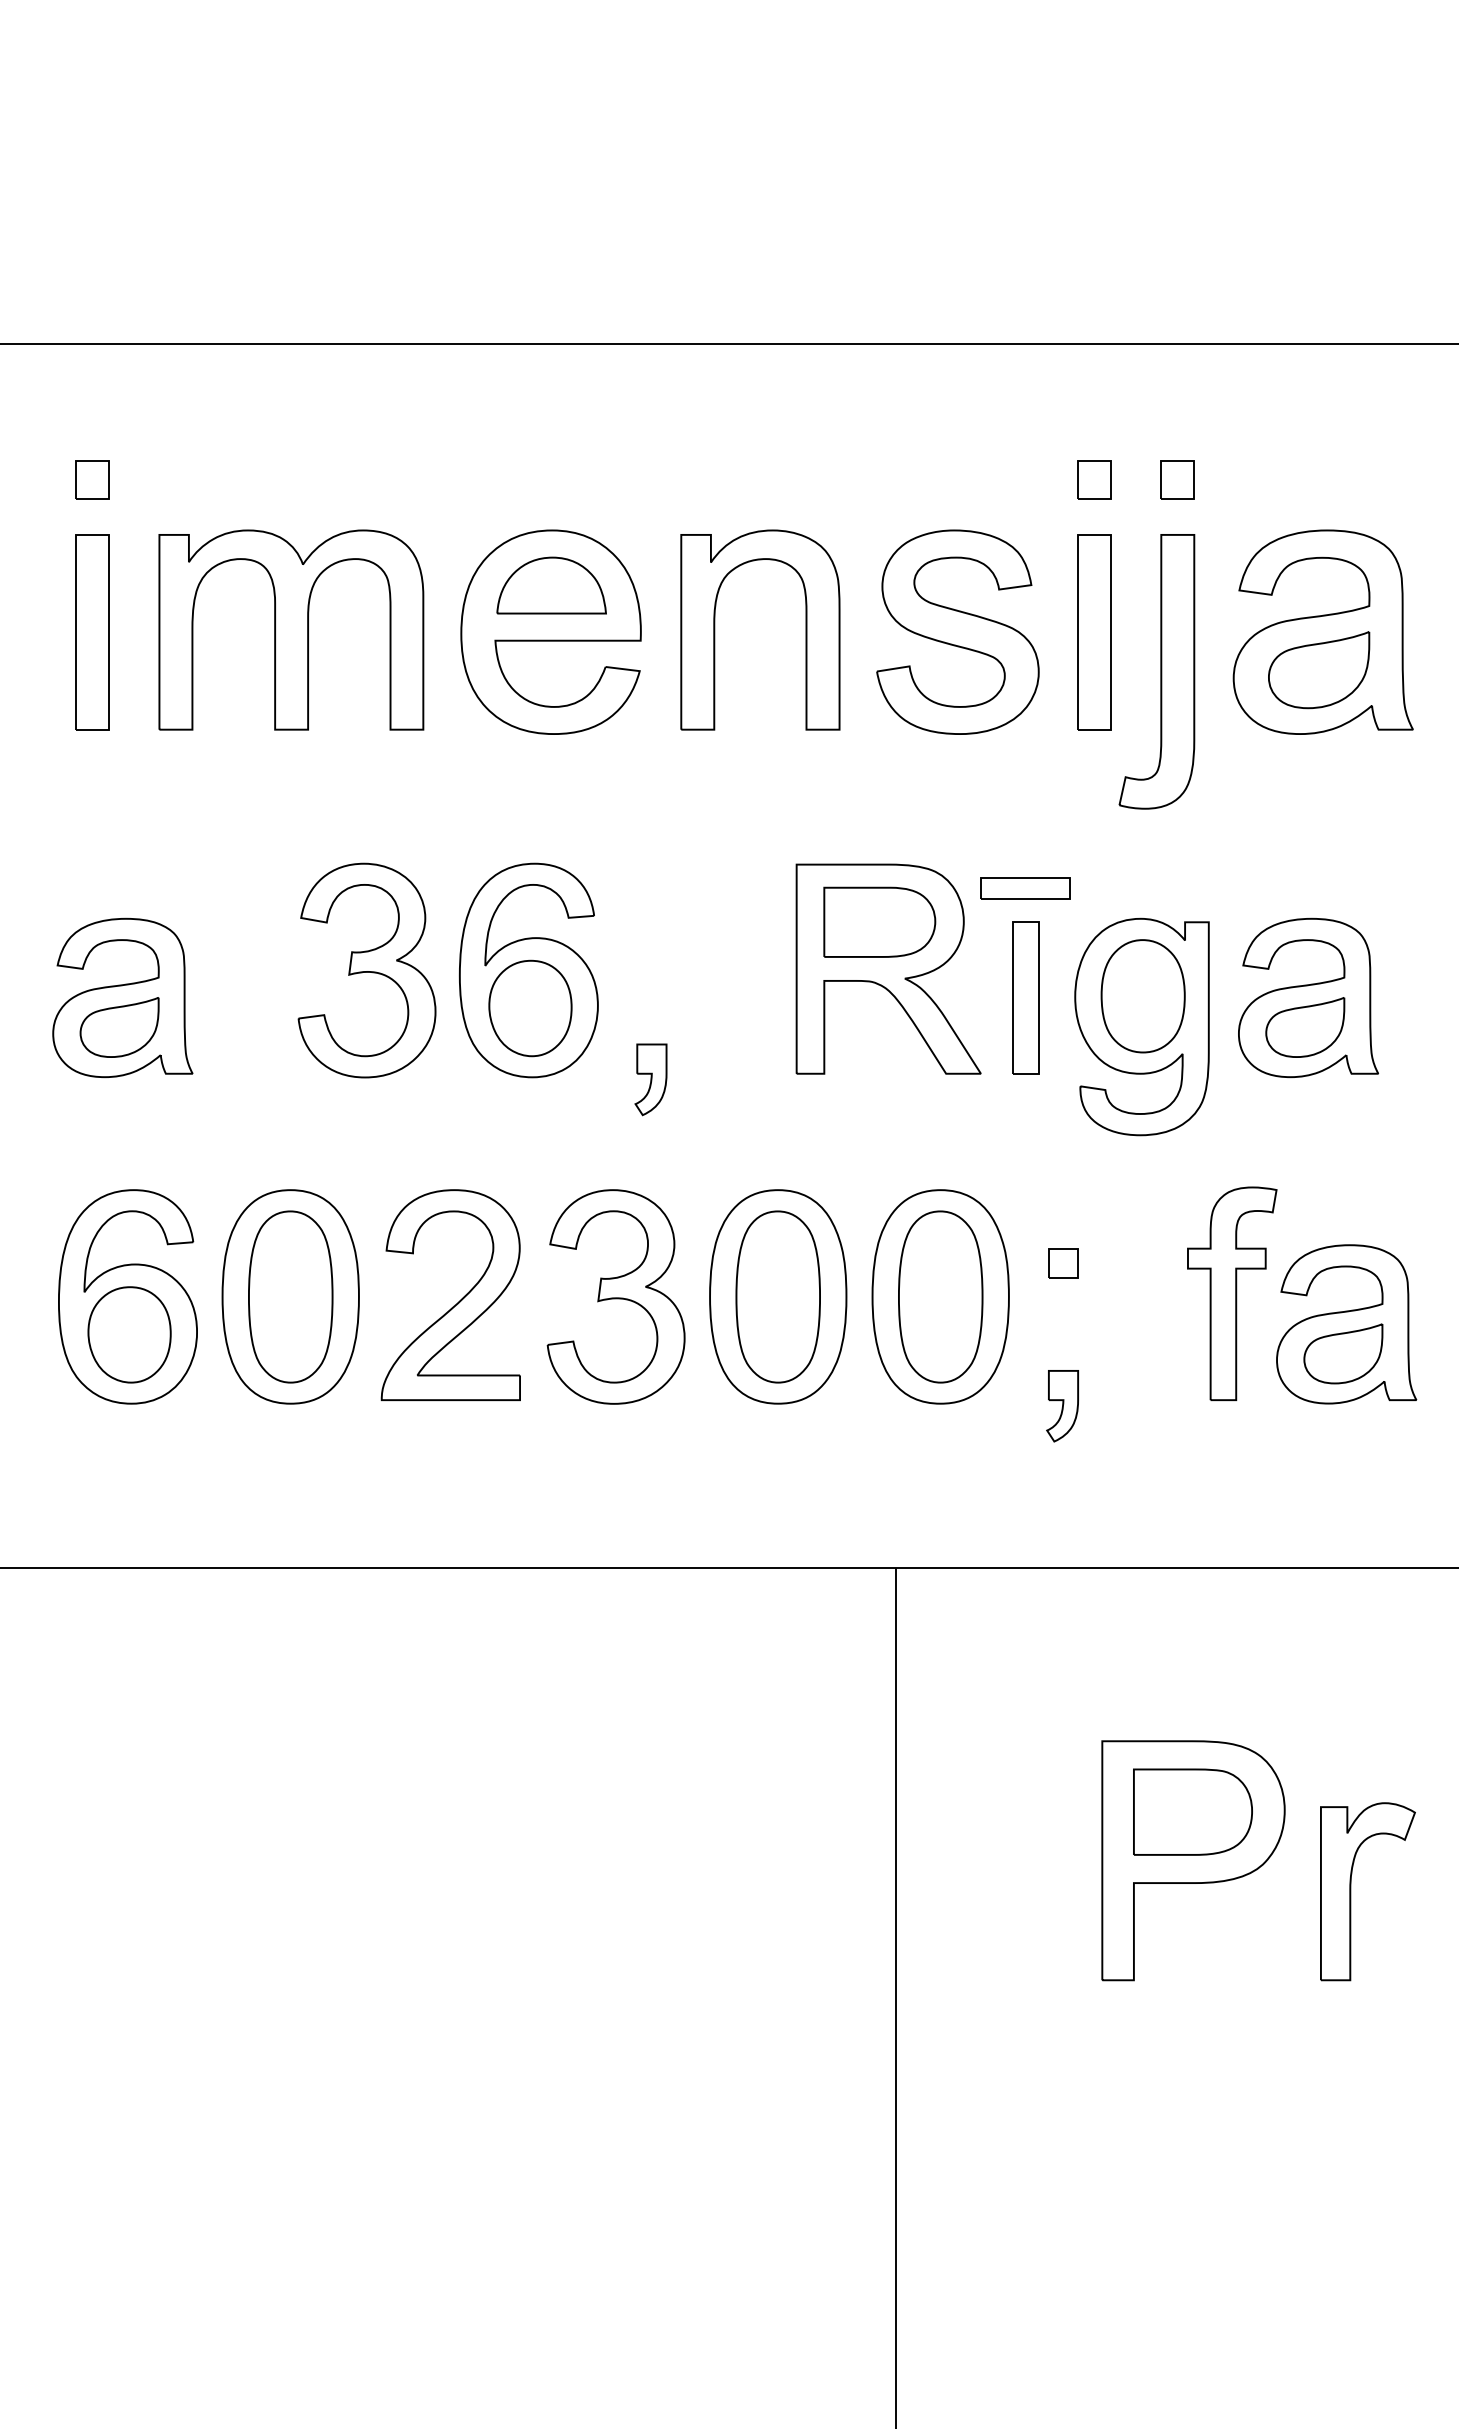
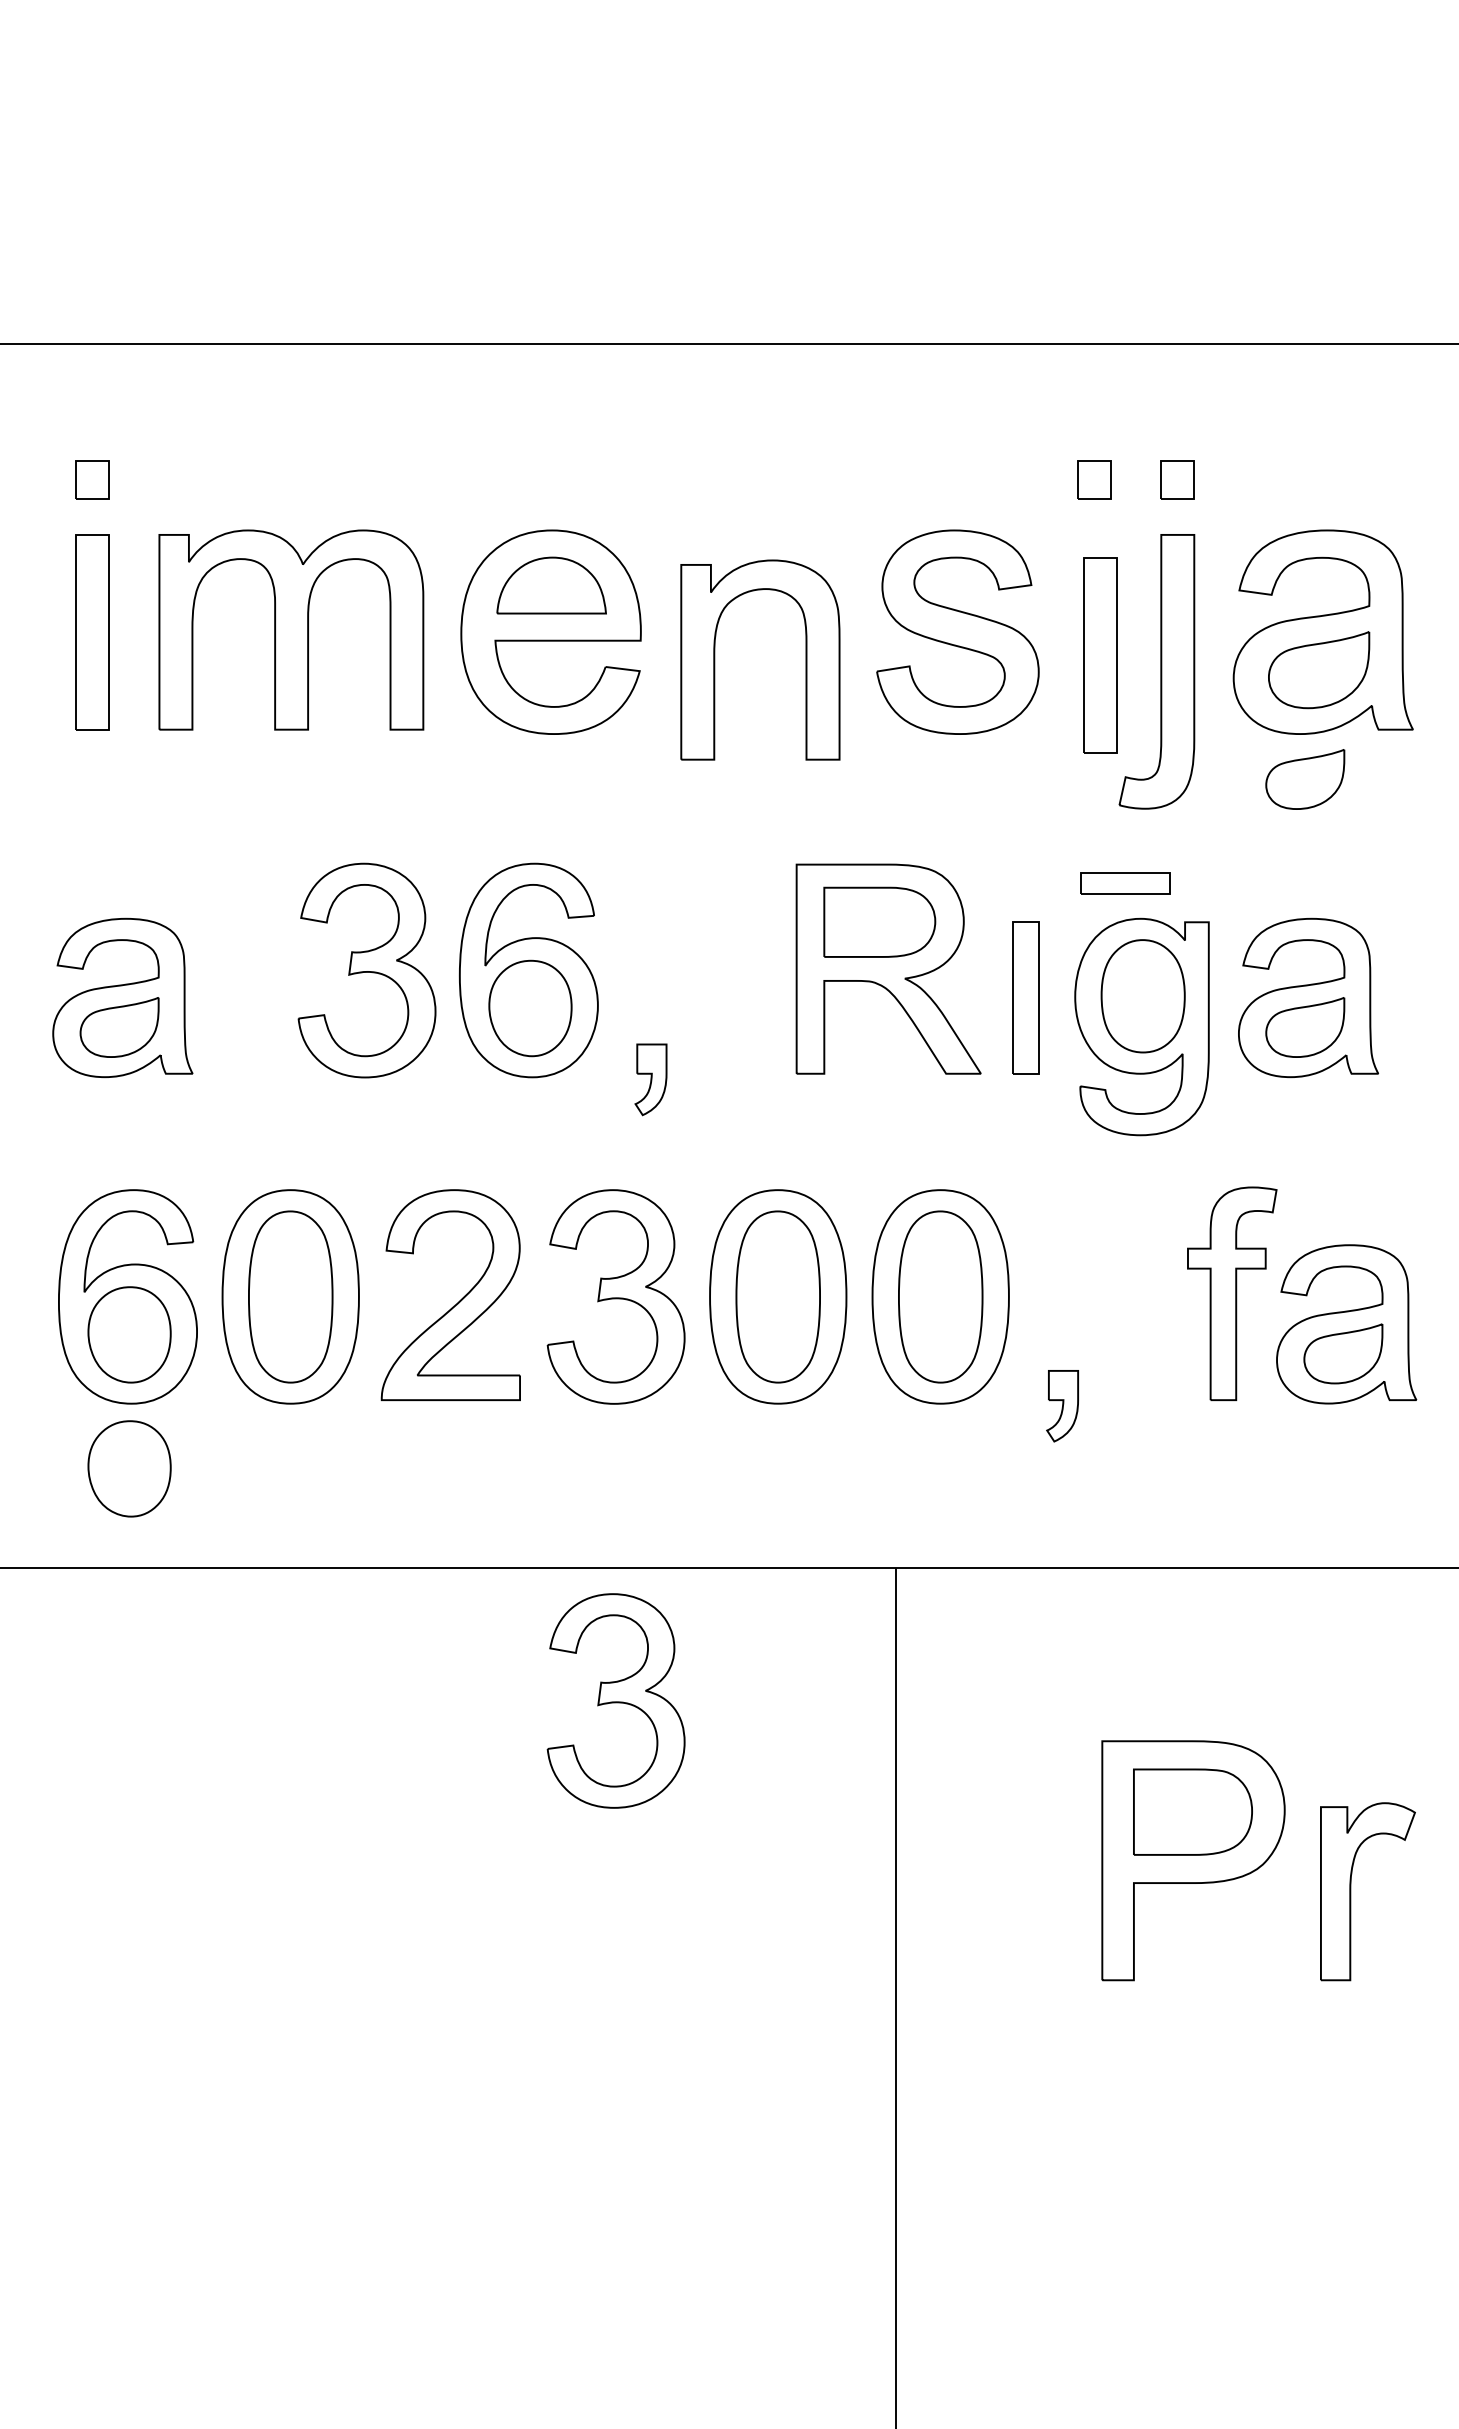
part position: (715, 629) -> (715, 659) (715, 659)
part position: (1094, 632) -> (1100, 655) (1100, 655)
part: none -> present (1305, 779)
part position: (1025, 888) -> (1125, 883) (1125, 883)
part: present -> none (1063, 1263)
part: none -> present (129, 1468)
part: none -> present (615, 1700)
